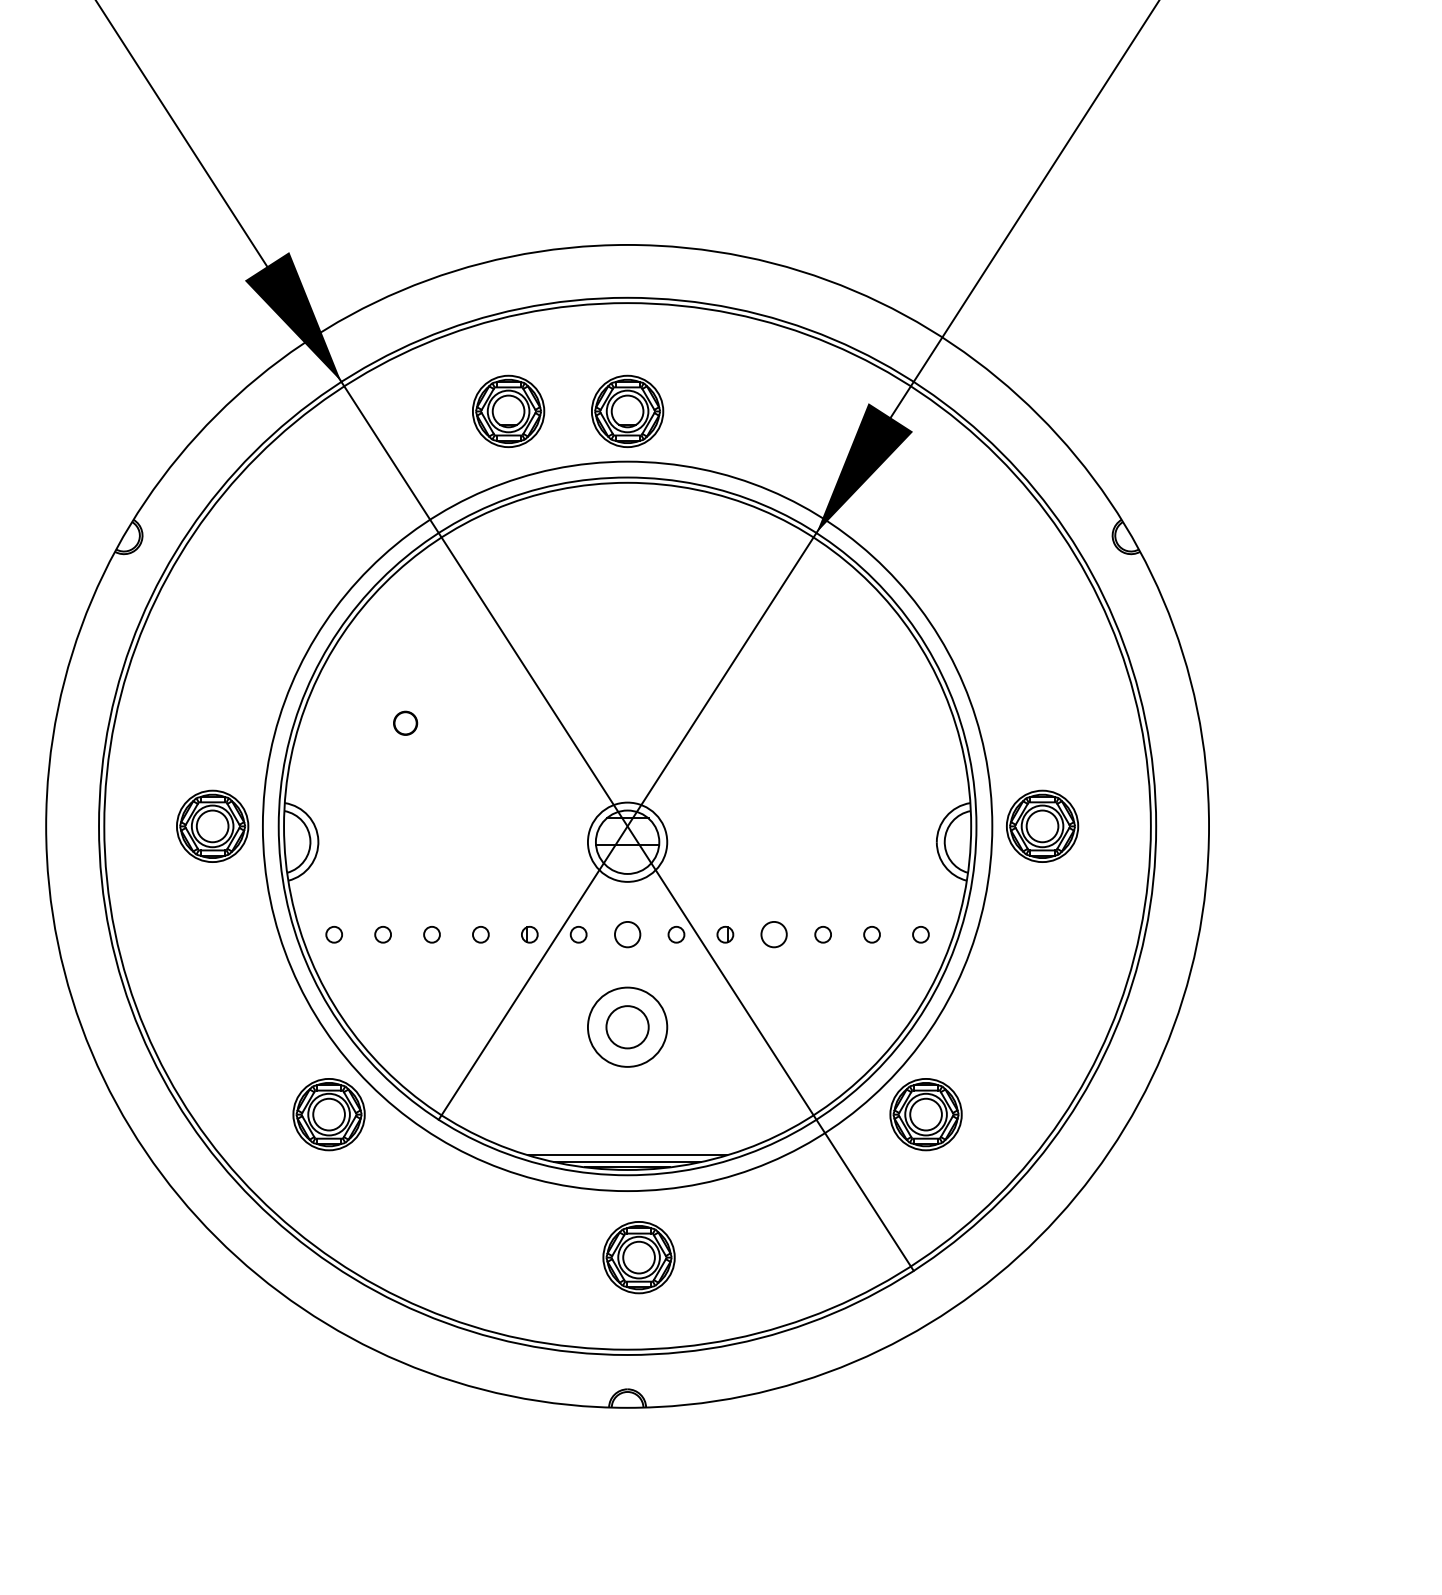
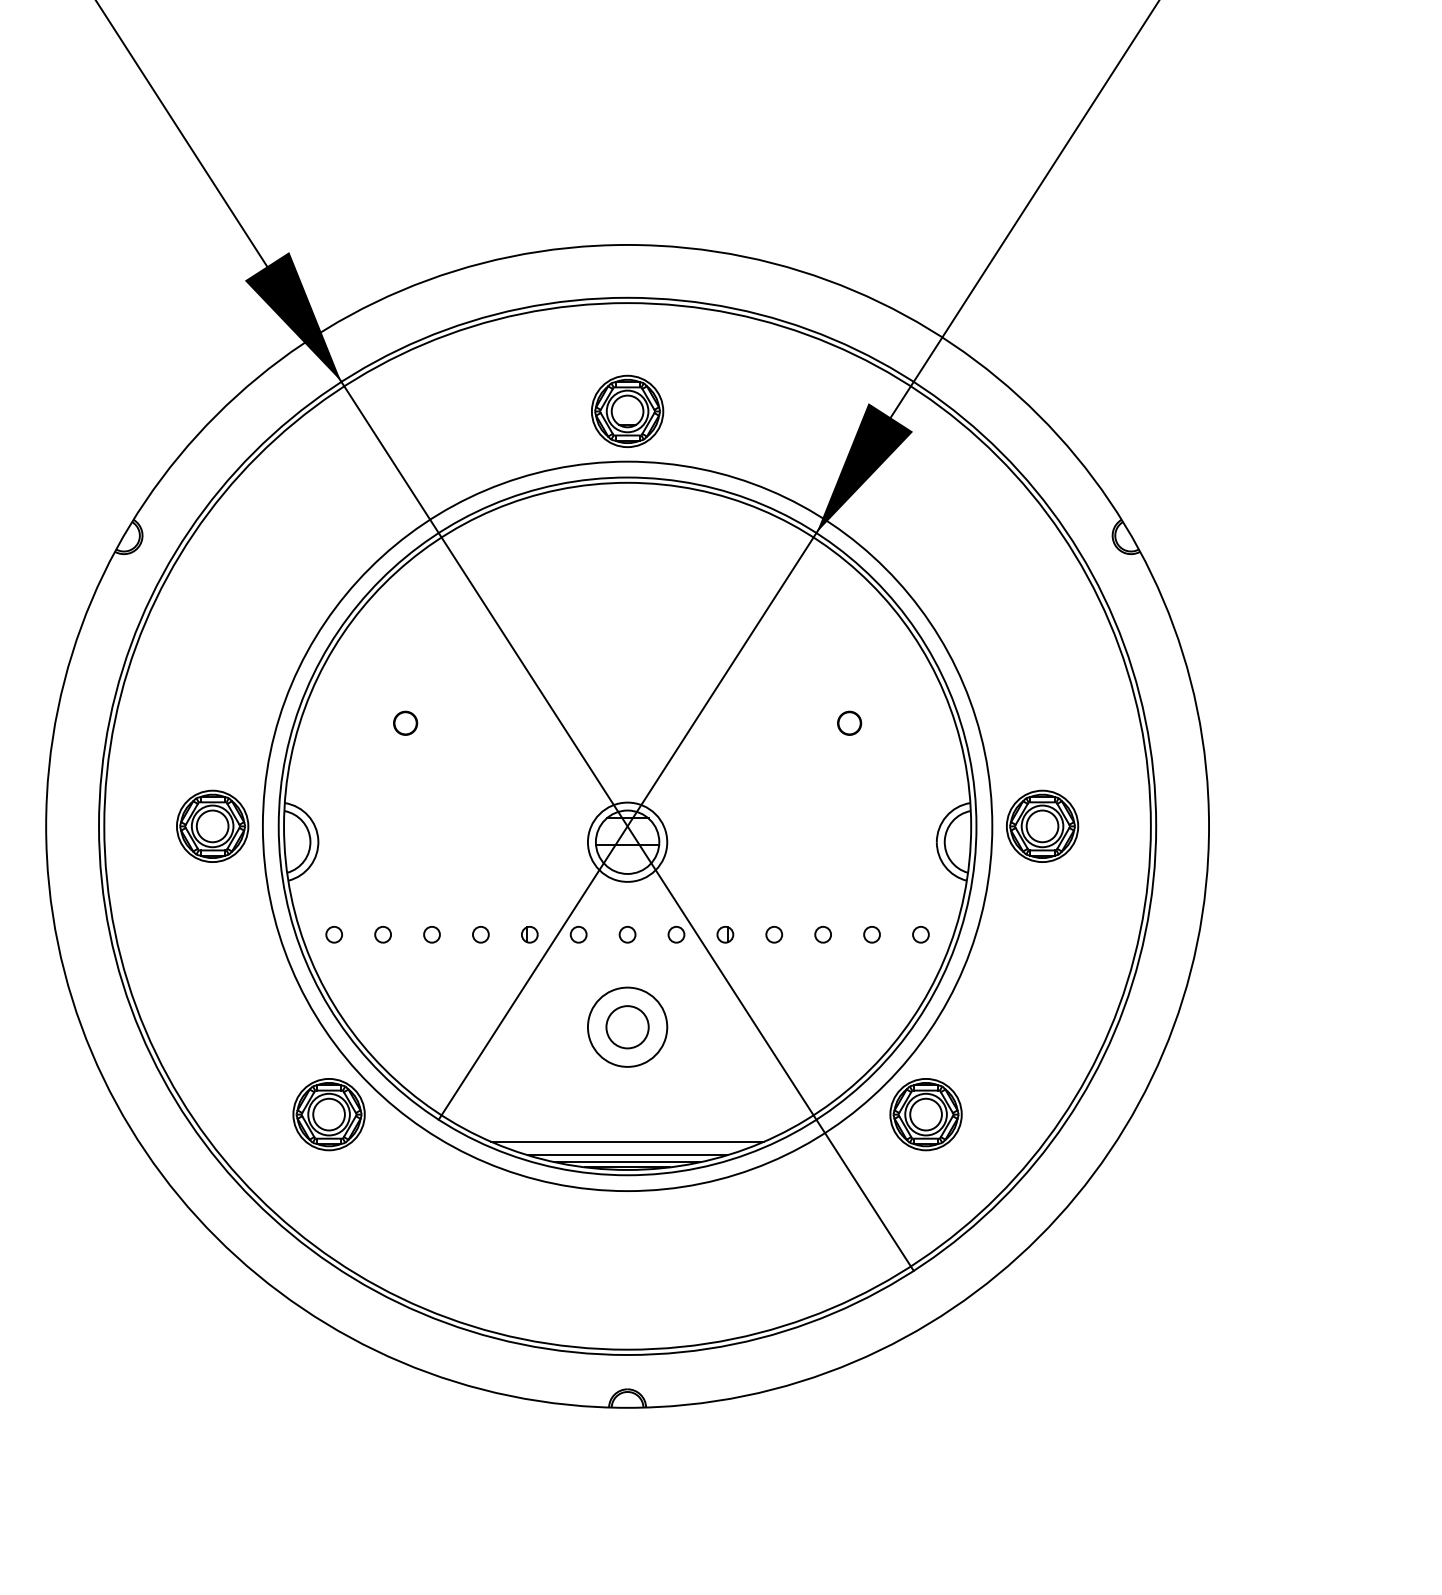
part: present -> none (508, 410)
circle: none -> present (849, 722)
circle size: 28x28 px -> 19x18 px (627, 934)
circle size: 28x28 px -> 19x18 px (774, 934)
line: none -> present (627, 1141)
part: present -> none (638, 1257)
